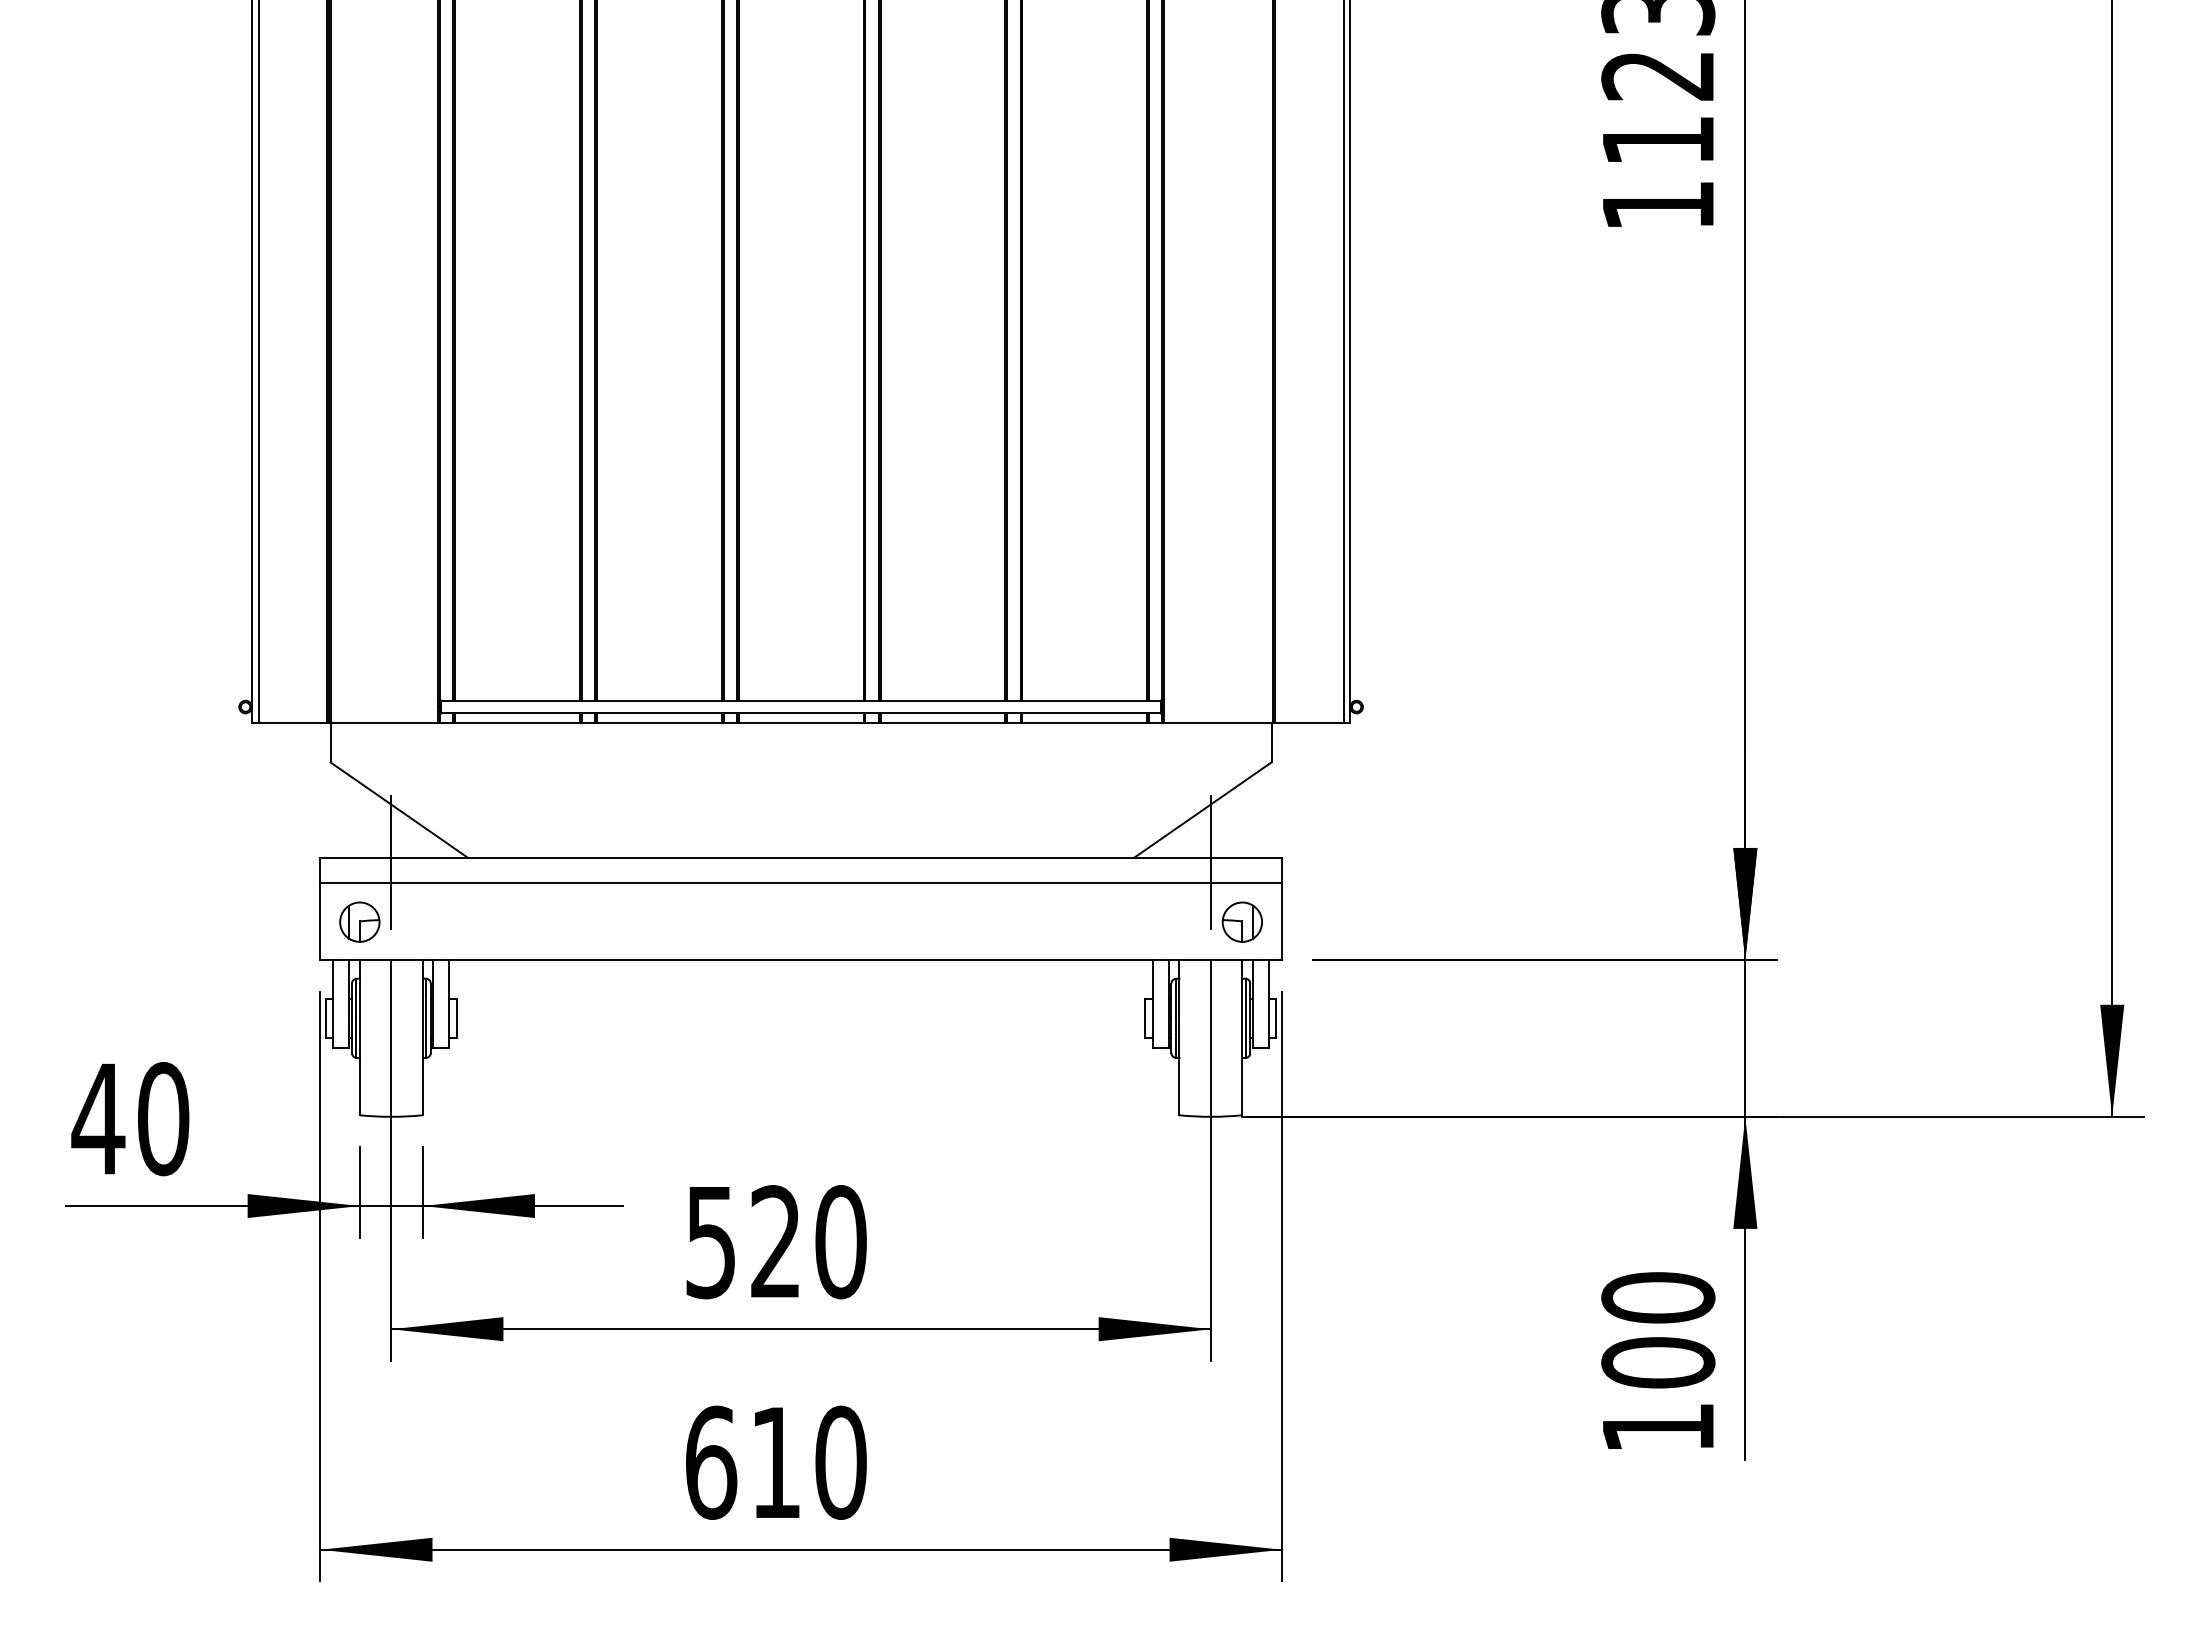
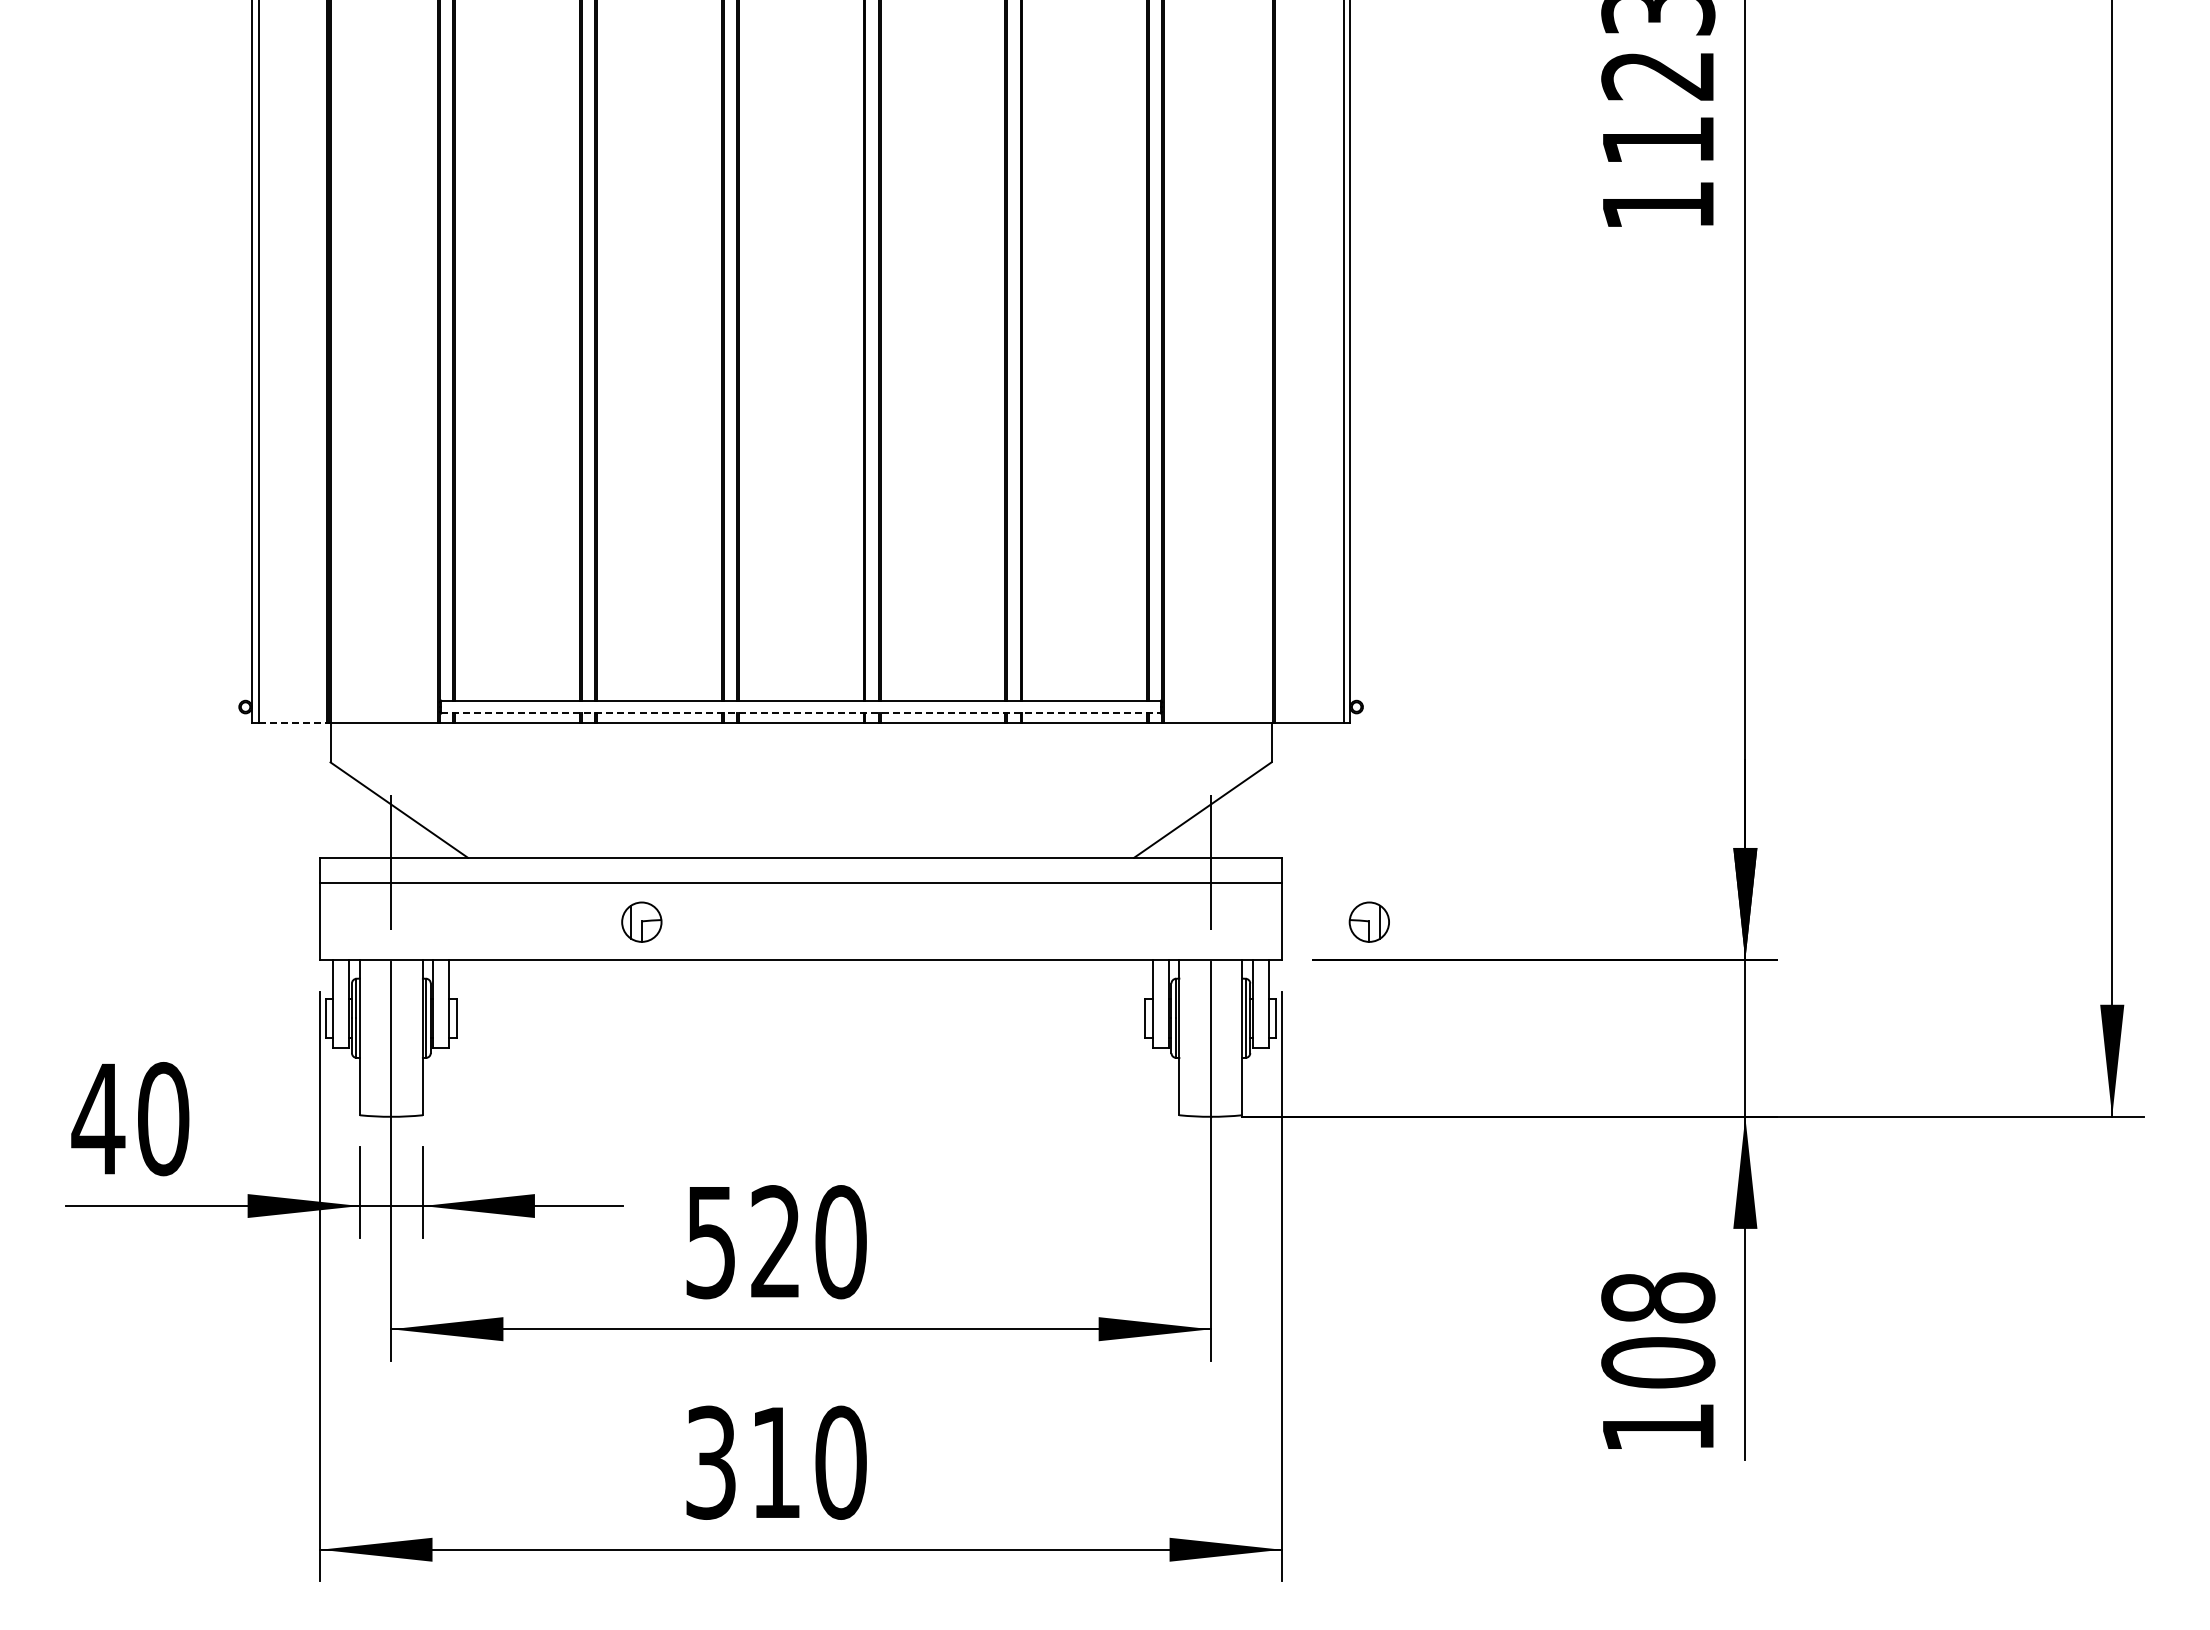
line: solid -> dashed (801, 713)
line: solid -> dashed (293, 722)
part position: (359, 921) -> (641, 921) (641, 921)
part position: (1241, 921) -> (1368, 921) (1368, 921)
text: 100 -> 108 (1658, 1297)
text: 610 -> 310 (711, 1462)
